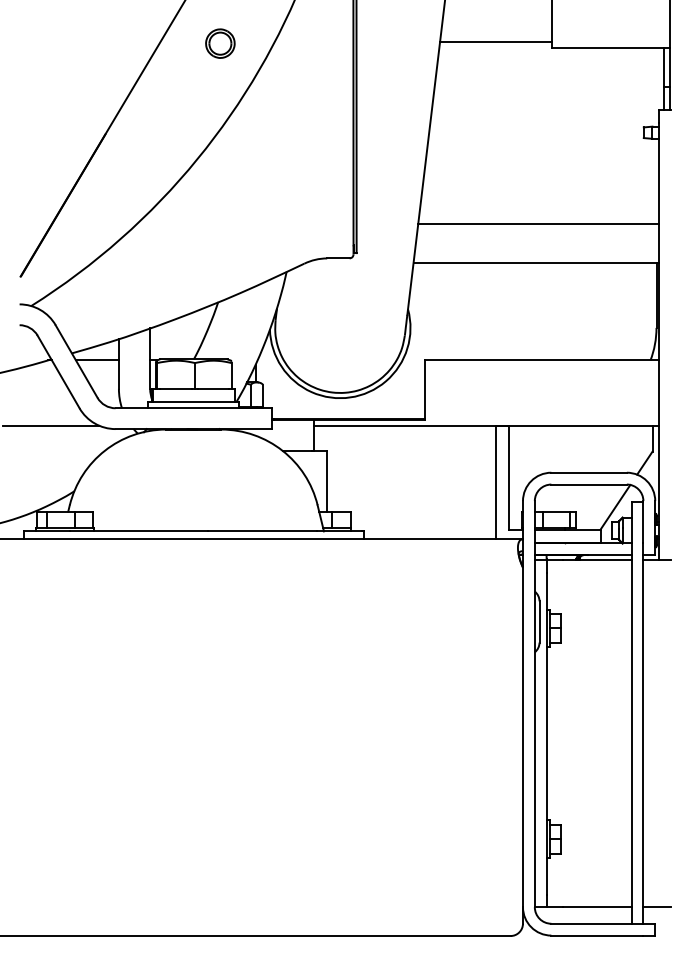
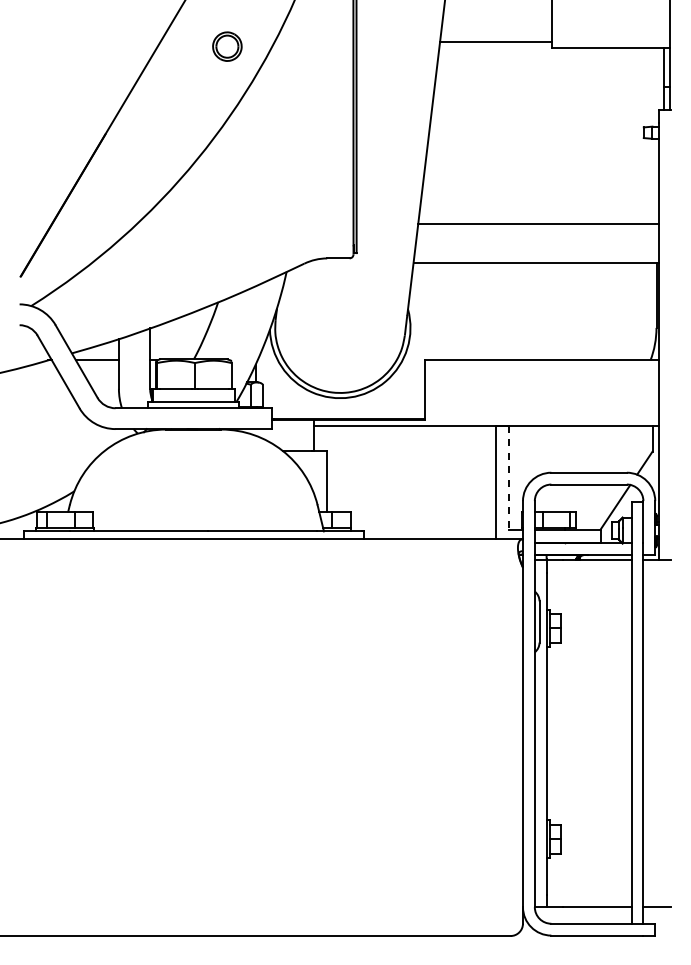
part position: (220, 43) -> (227, 46) (227, 46)
line: present -> none (50, 425)
line: solid -> dashed (509, 478)
